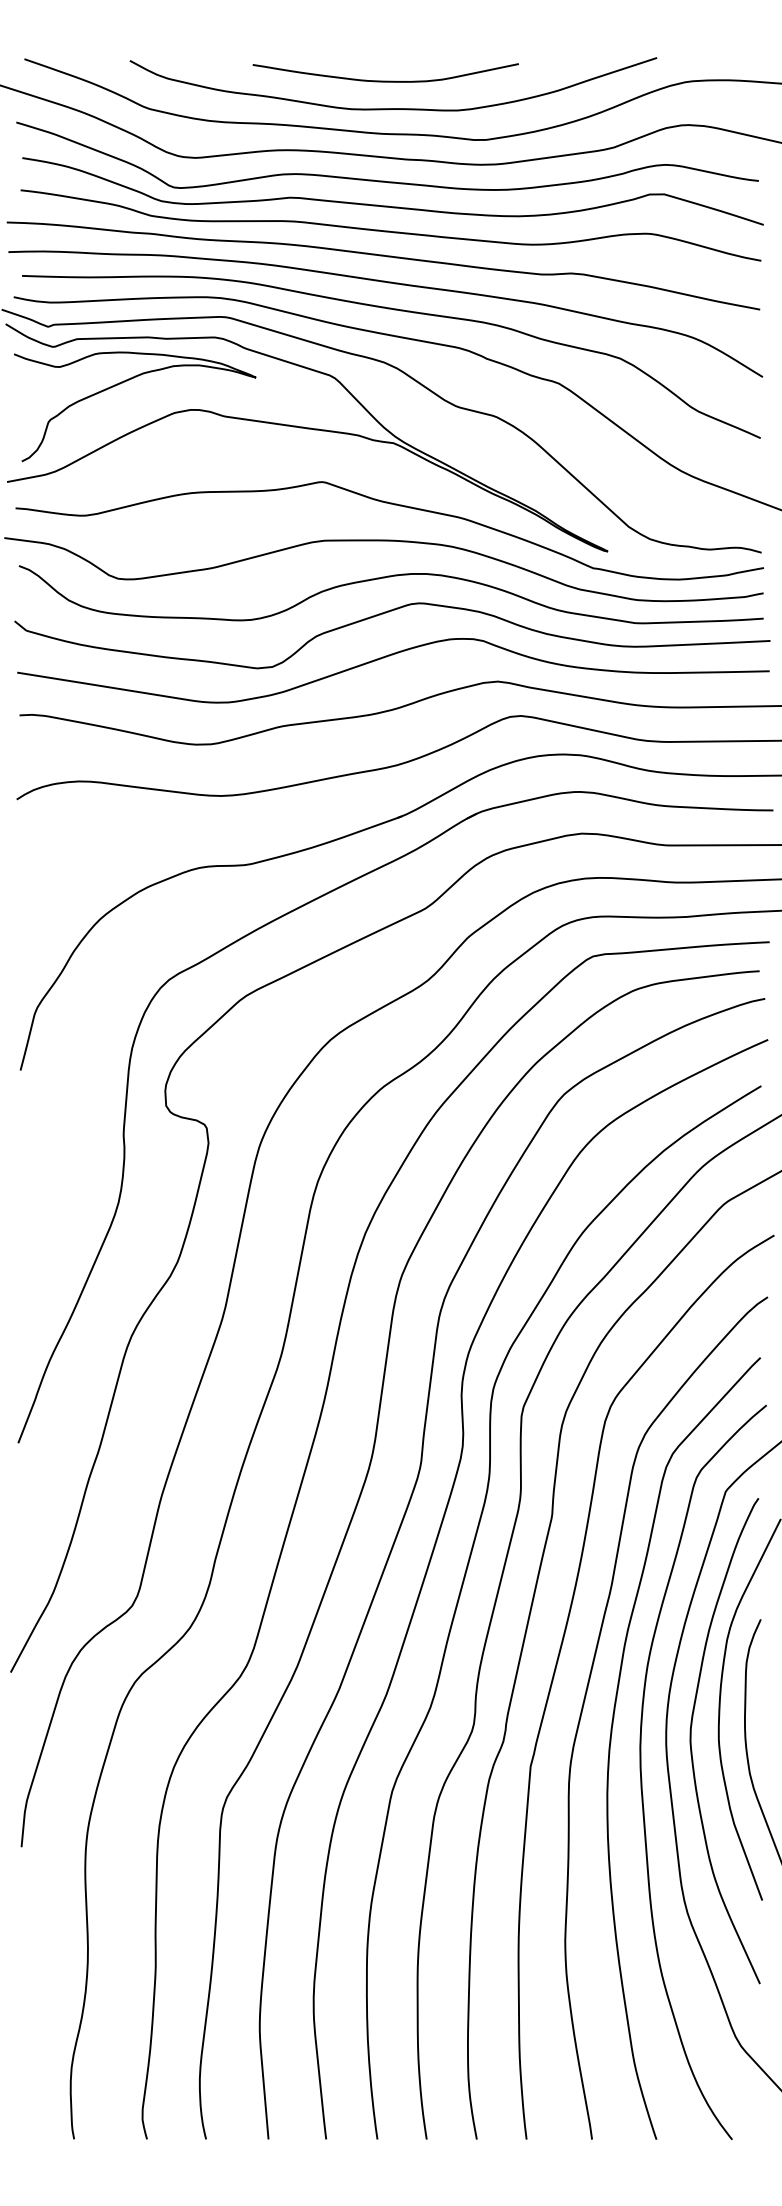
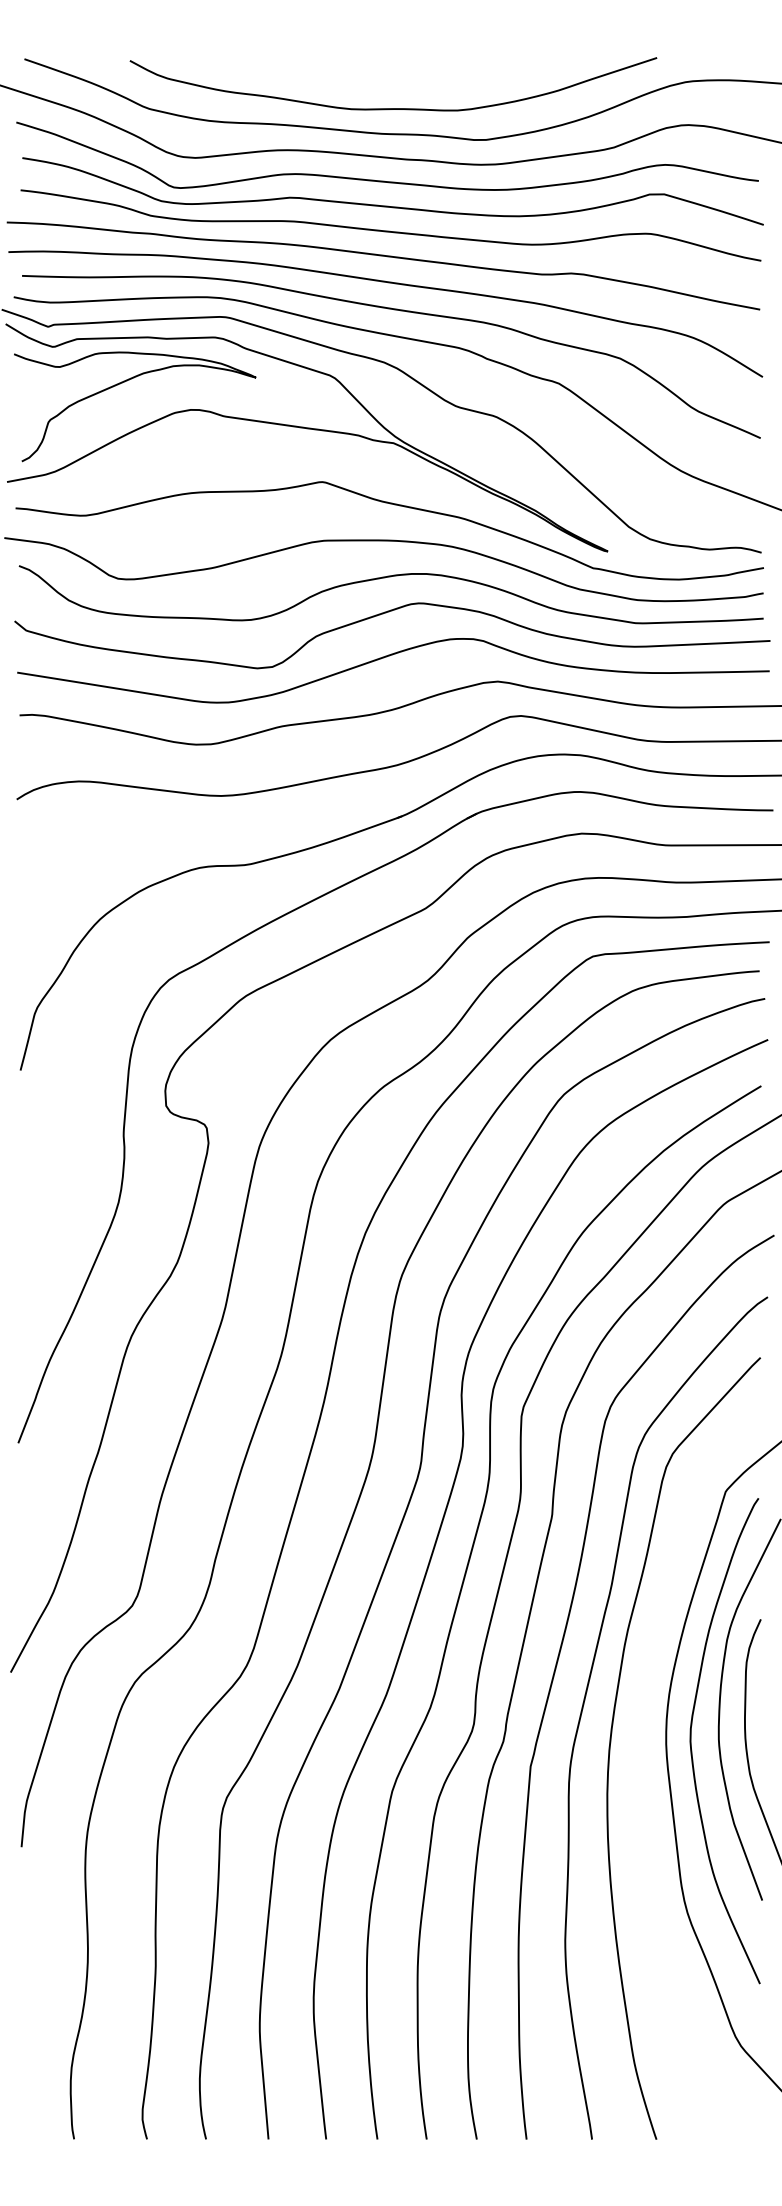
curve: present -> none (385, 80)
curve: present -> none (642, 1778)
